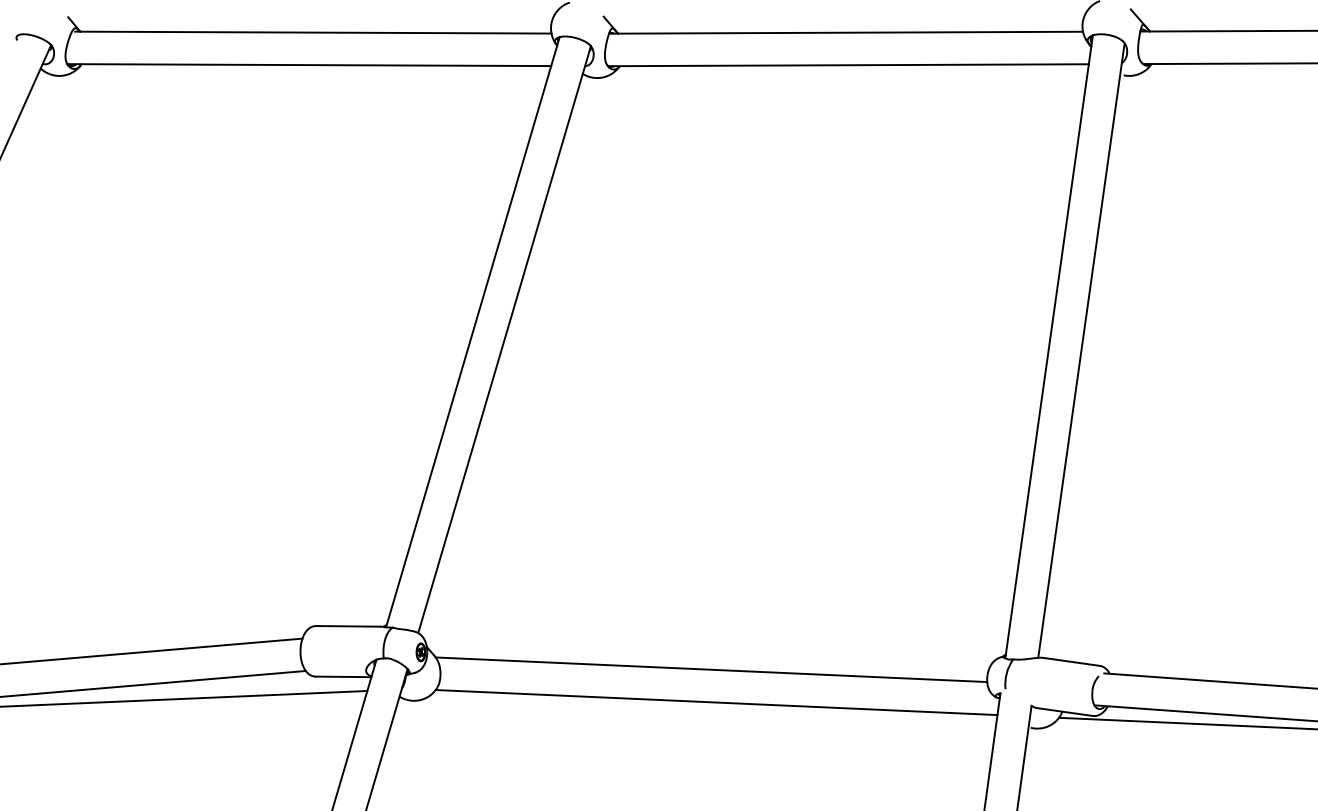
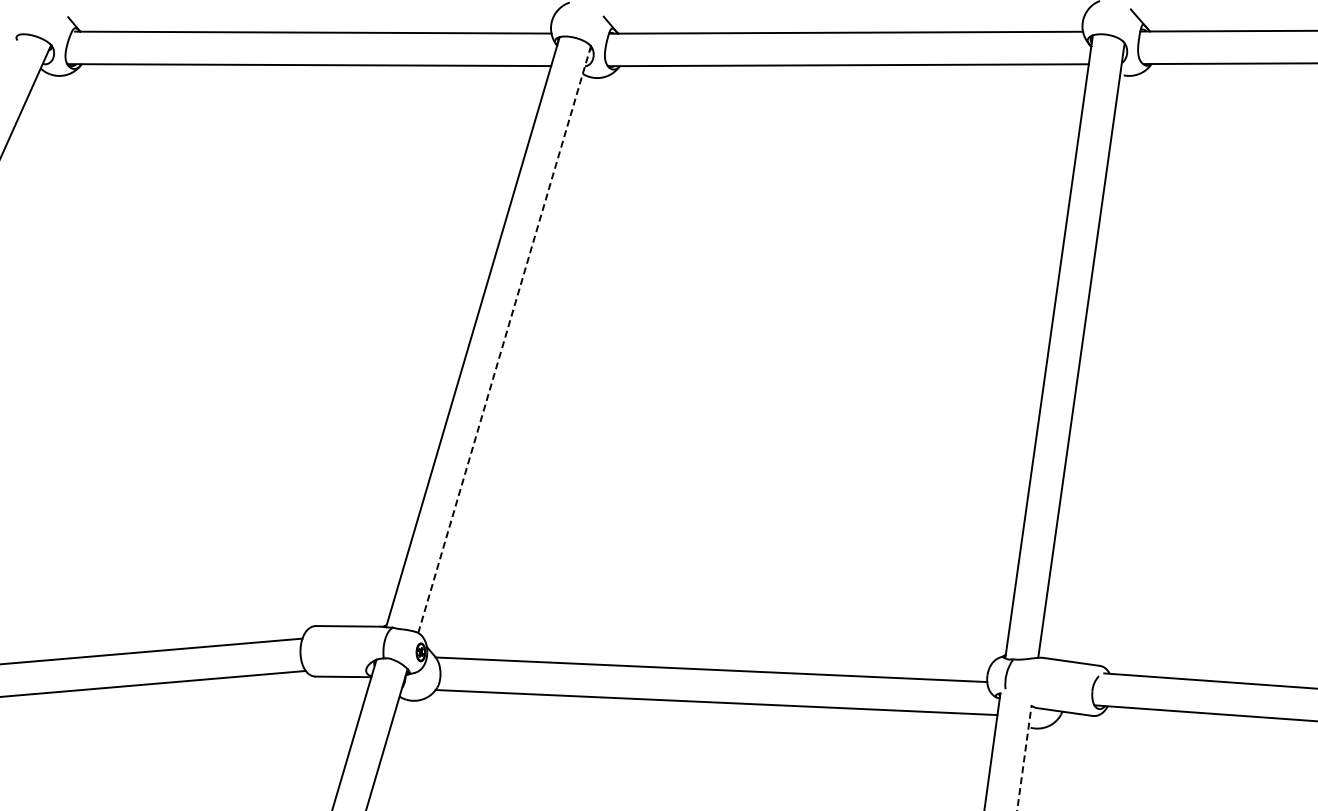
line: solid -> dashed (504, 339)
line: present -> none (184, 698)
line: present -> none (1186, 723)
line: solid -> dashed (1024, 758)
